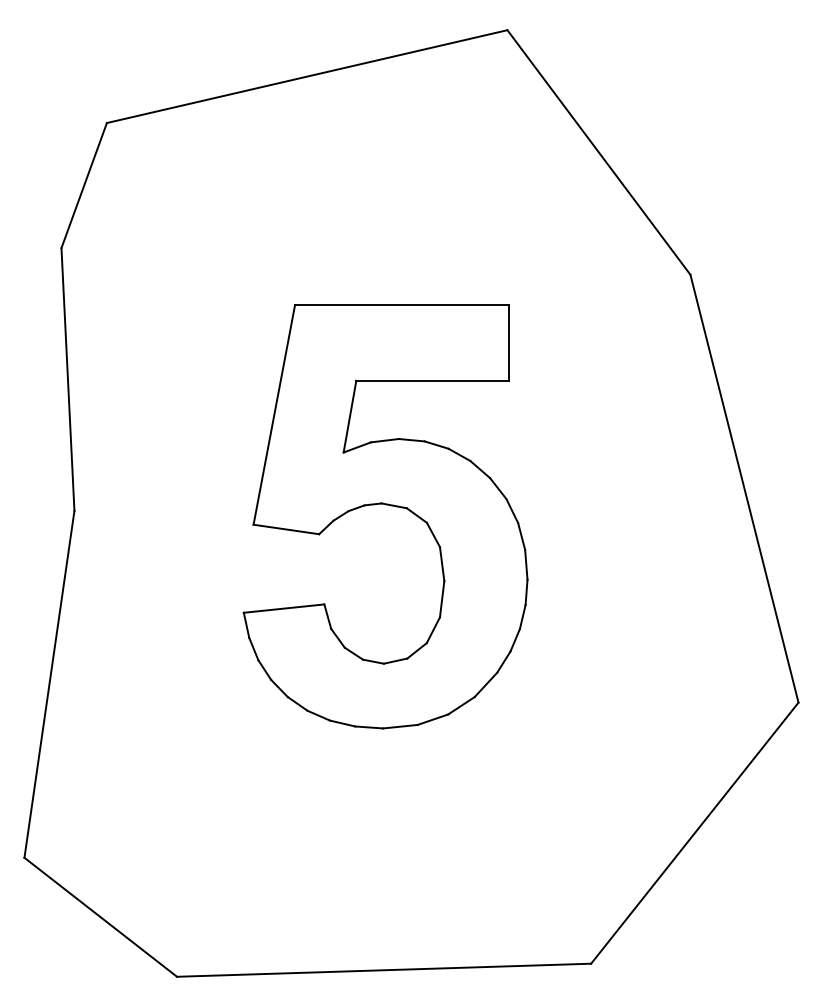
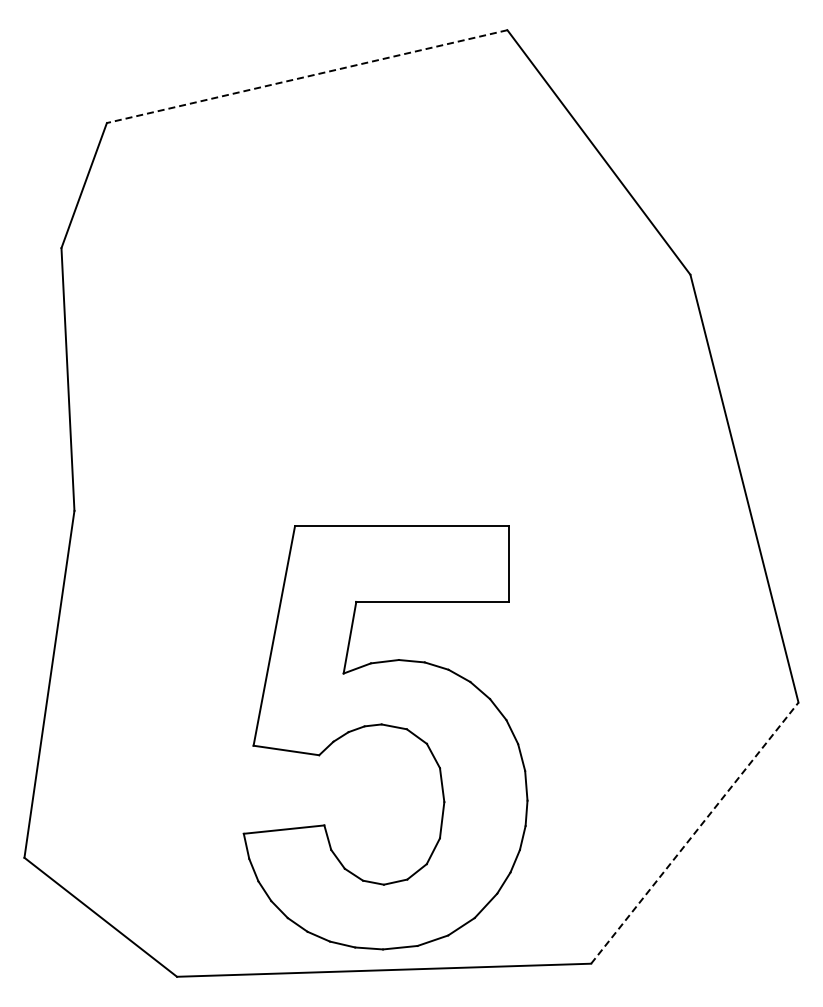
line: solid -> dashed (307, 76)
part position: (385, 505) -> (385, 726) (385, 726)
line: solid -> dashed (694, 833)
